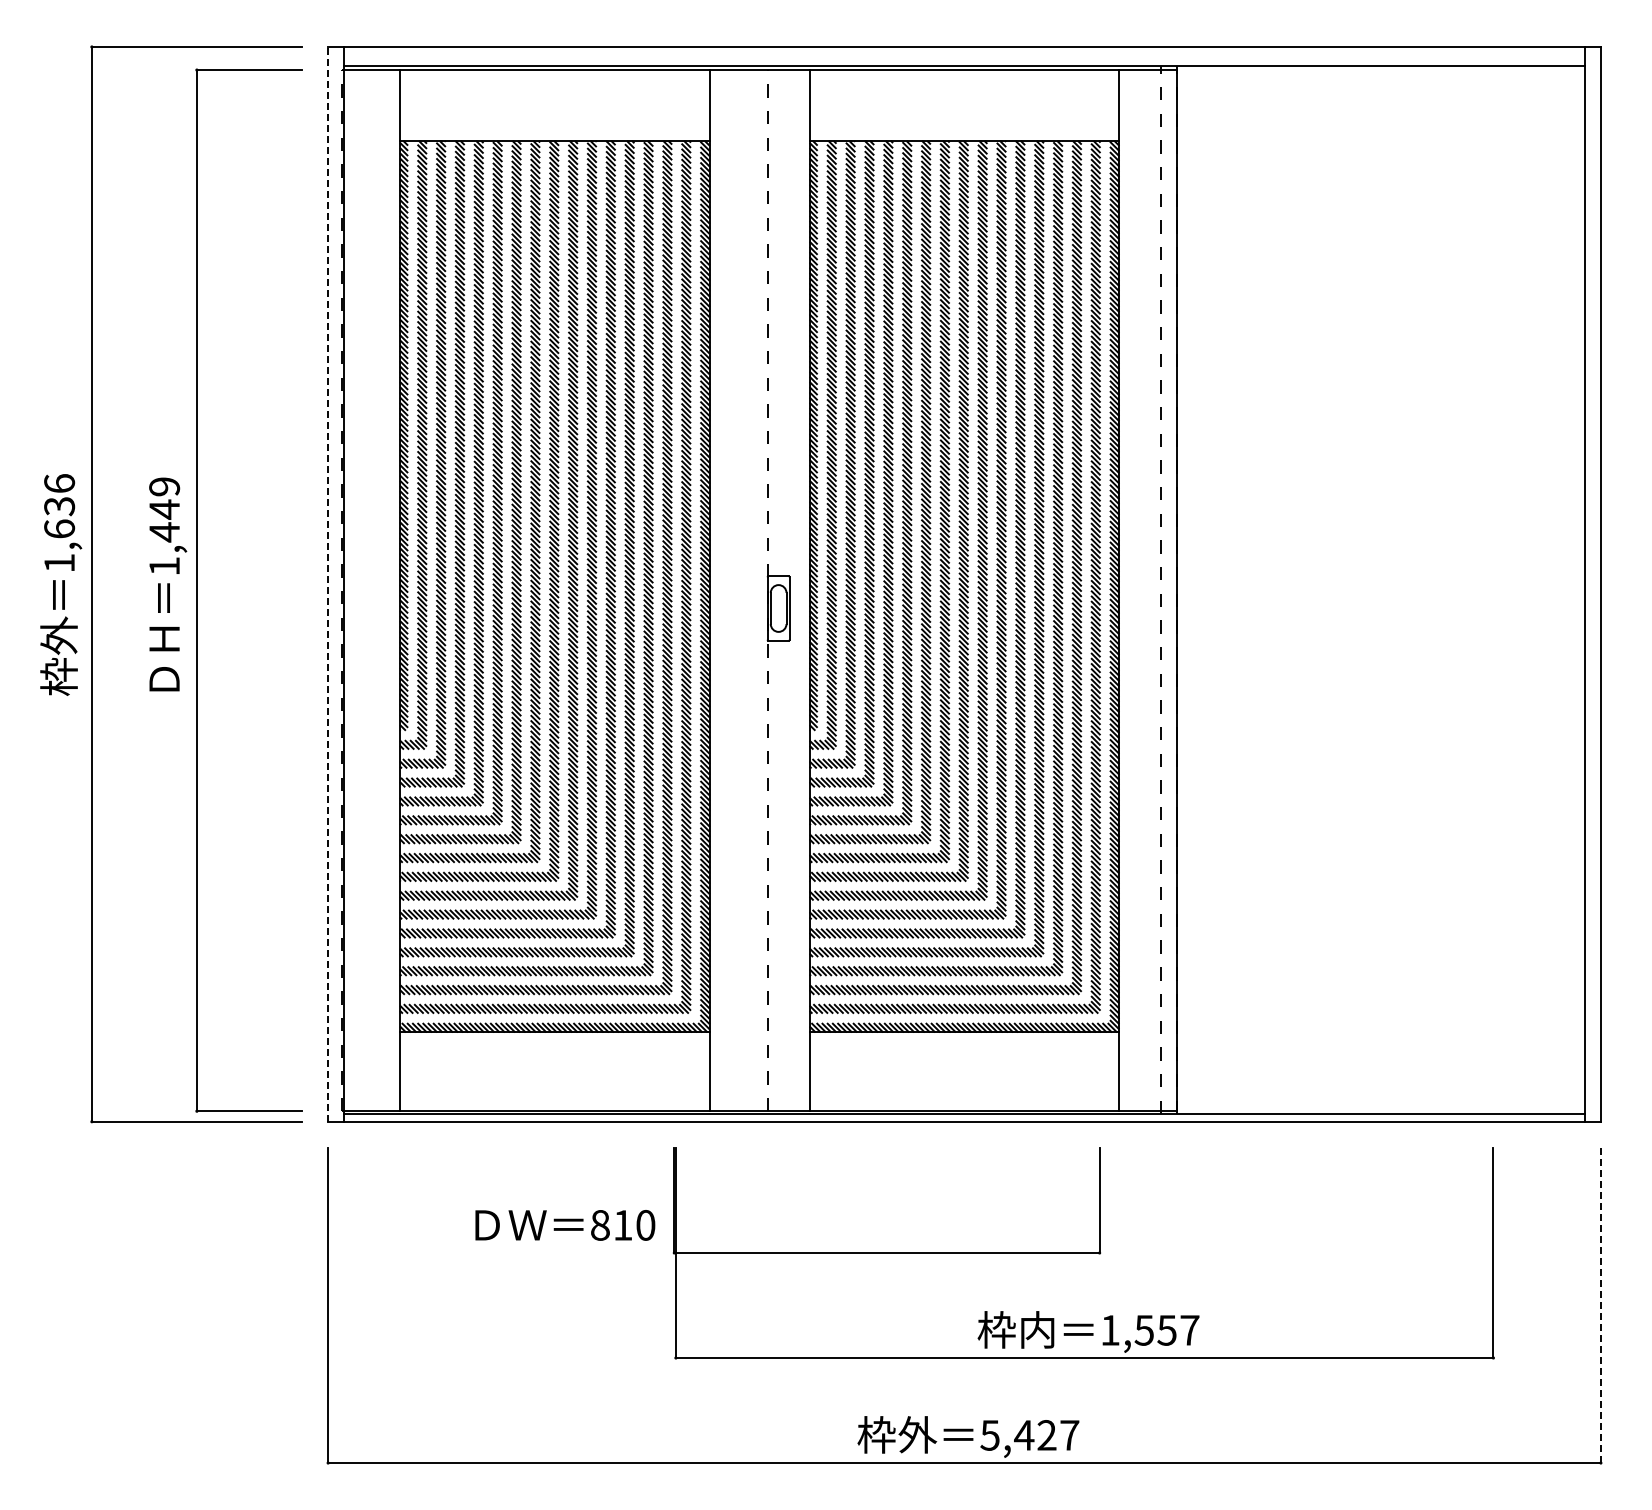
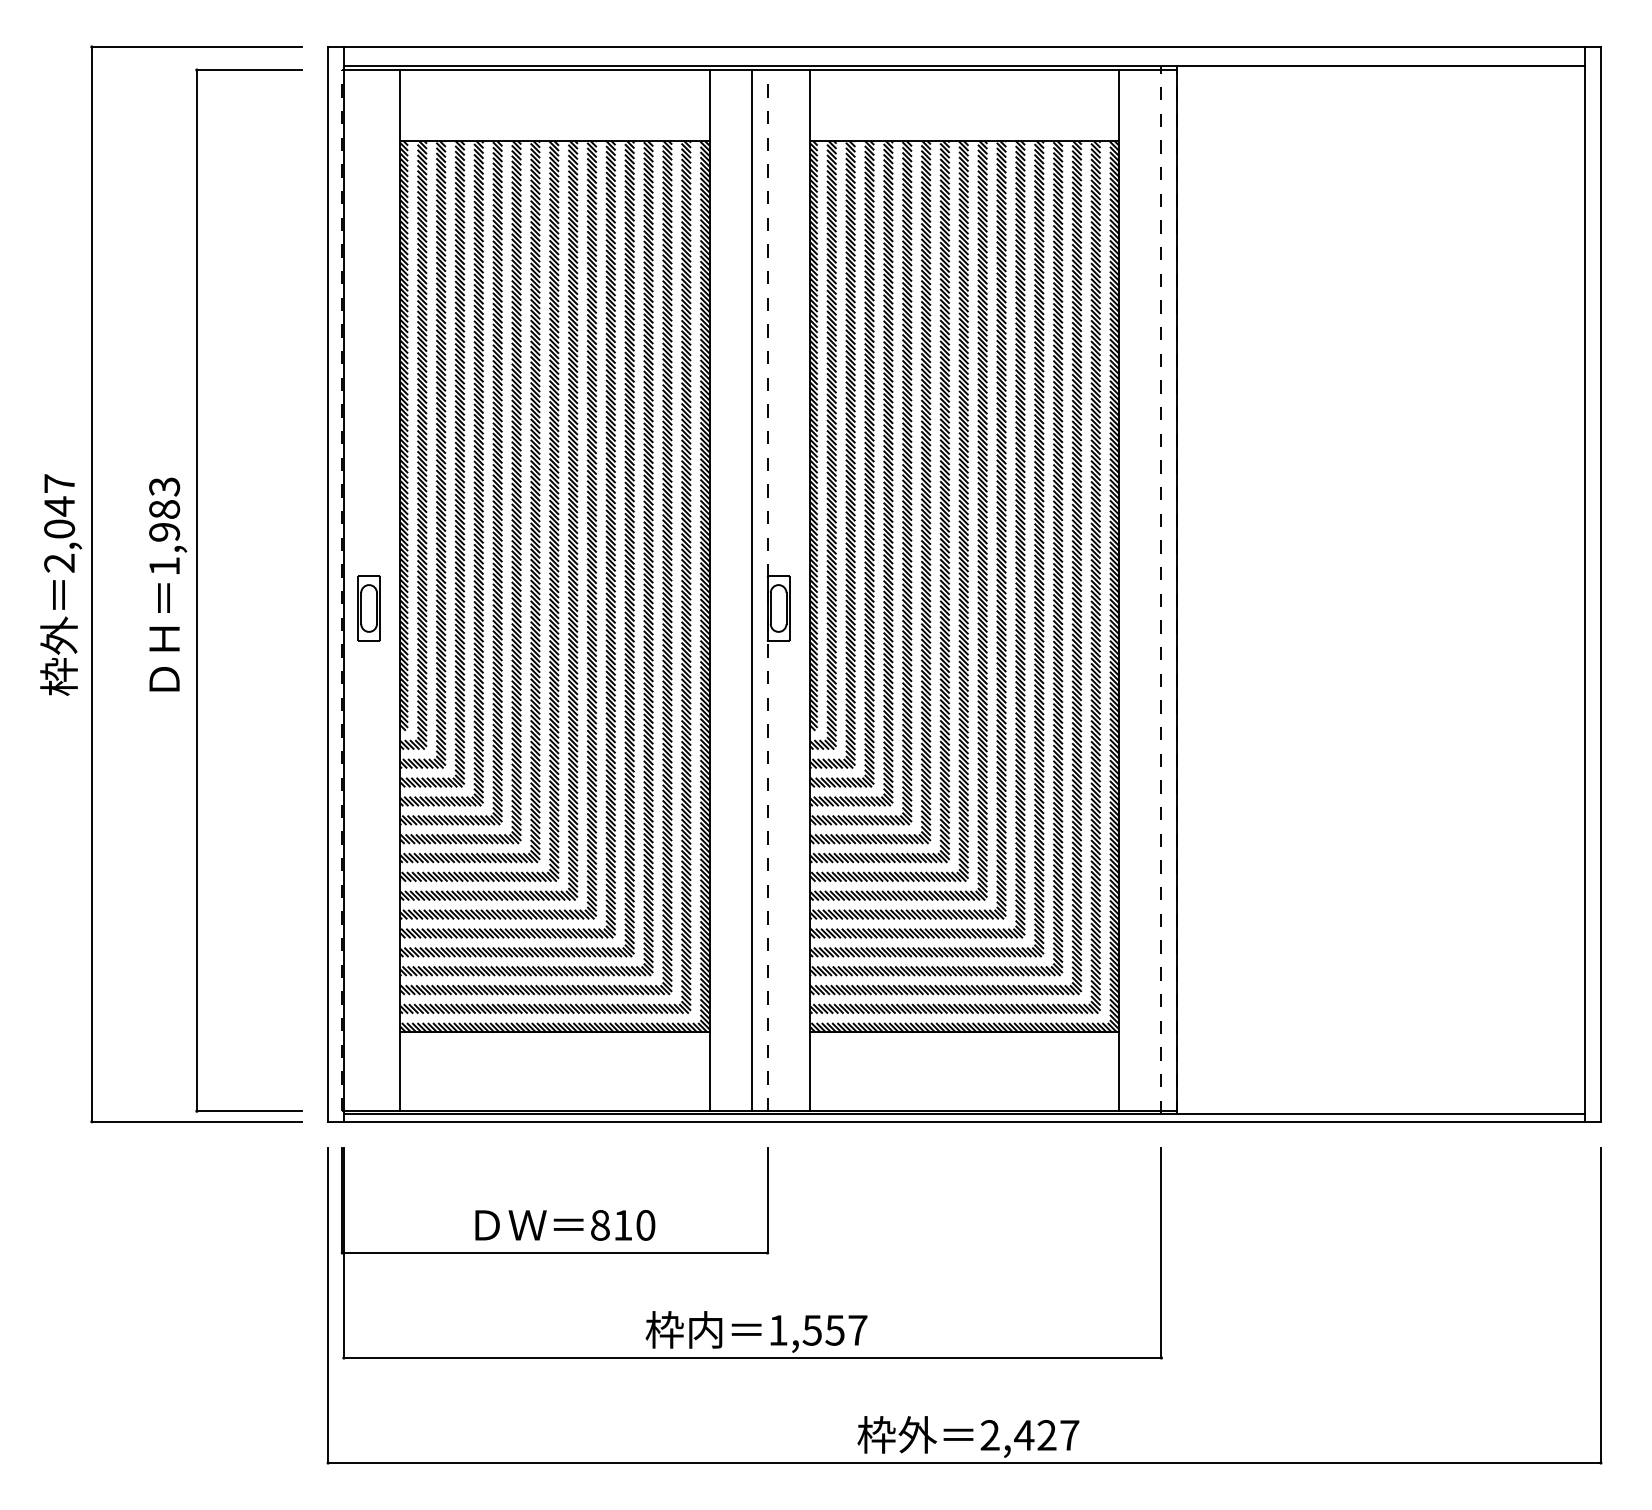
text: 1,449 -> 1,983 (164, 509)
text: 1,636 -> 2,047 (59, 523)
line: dashed -> solid (328, 583)
line: none -> present (751, 590)
part: none -> present (368, 608)
part position: (1083, 1253) -> (751, 1253) (751, 1253)
line: dashed -> solid (1600, 1305)
text: 5,427 -> 2,427 (989, 1435)
